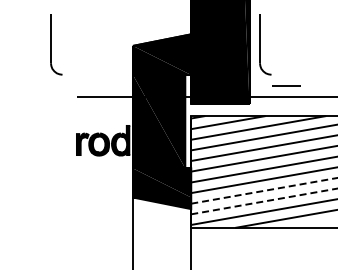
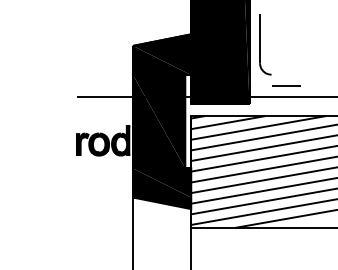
part: present -> none (56, 44)
line: dashed -> solid (265, 190)
line: dashed -> solid (265, 201)
